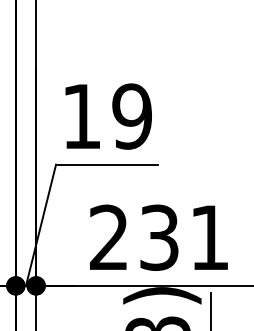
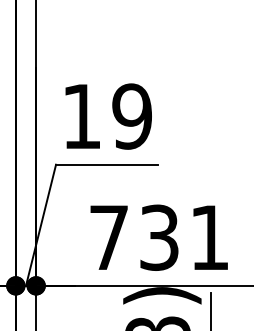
text: 231 -> 731 (108, 236)
